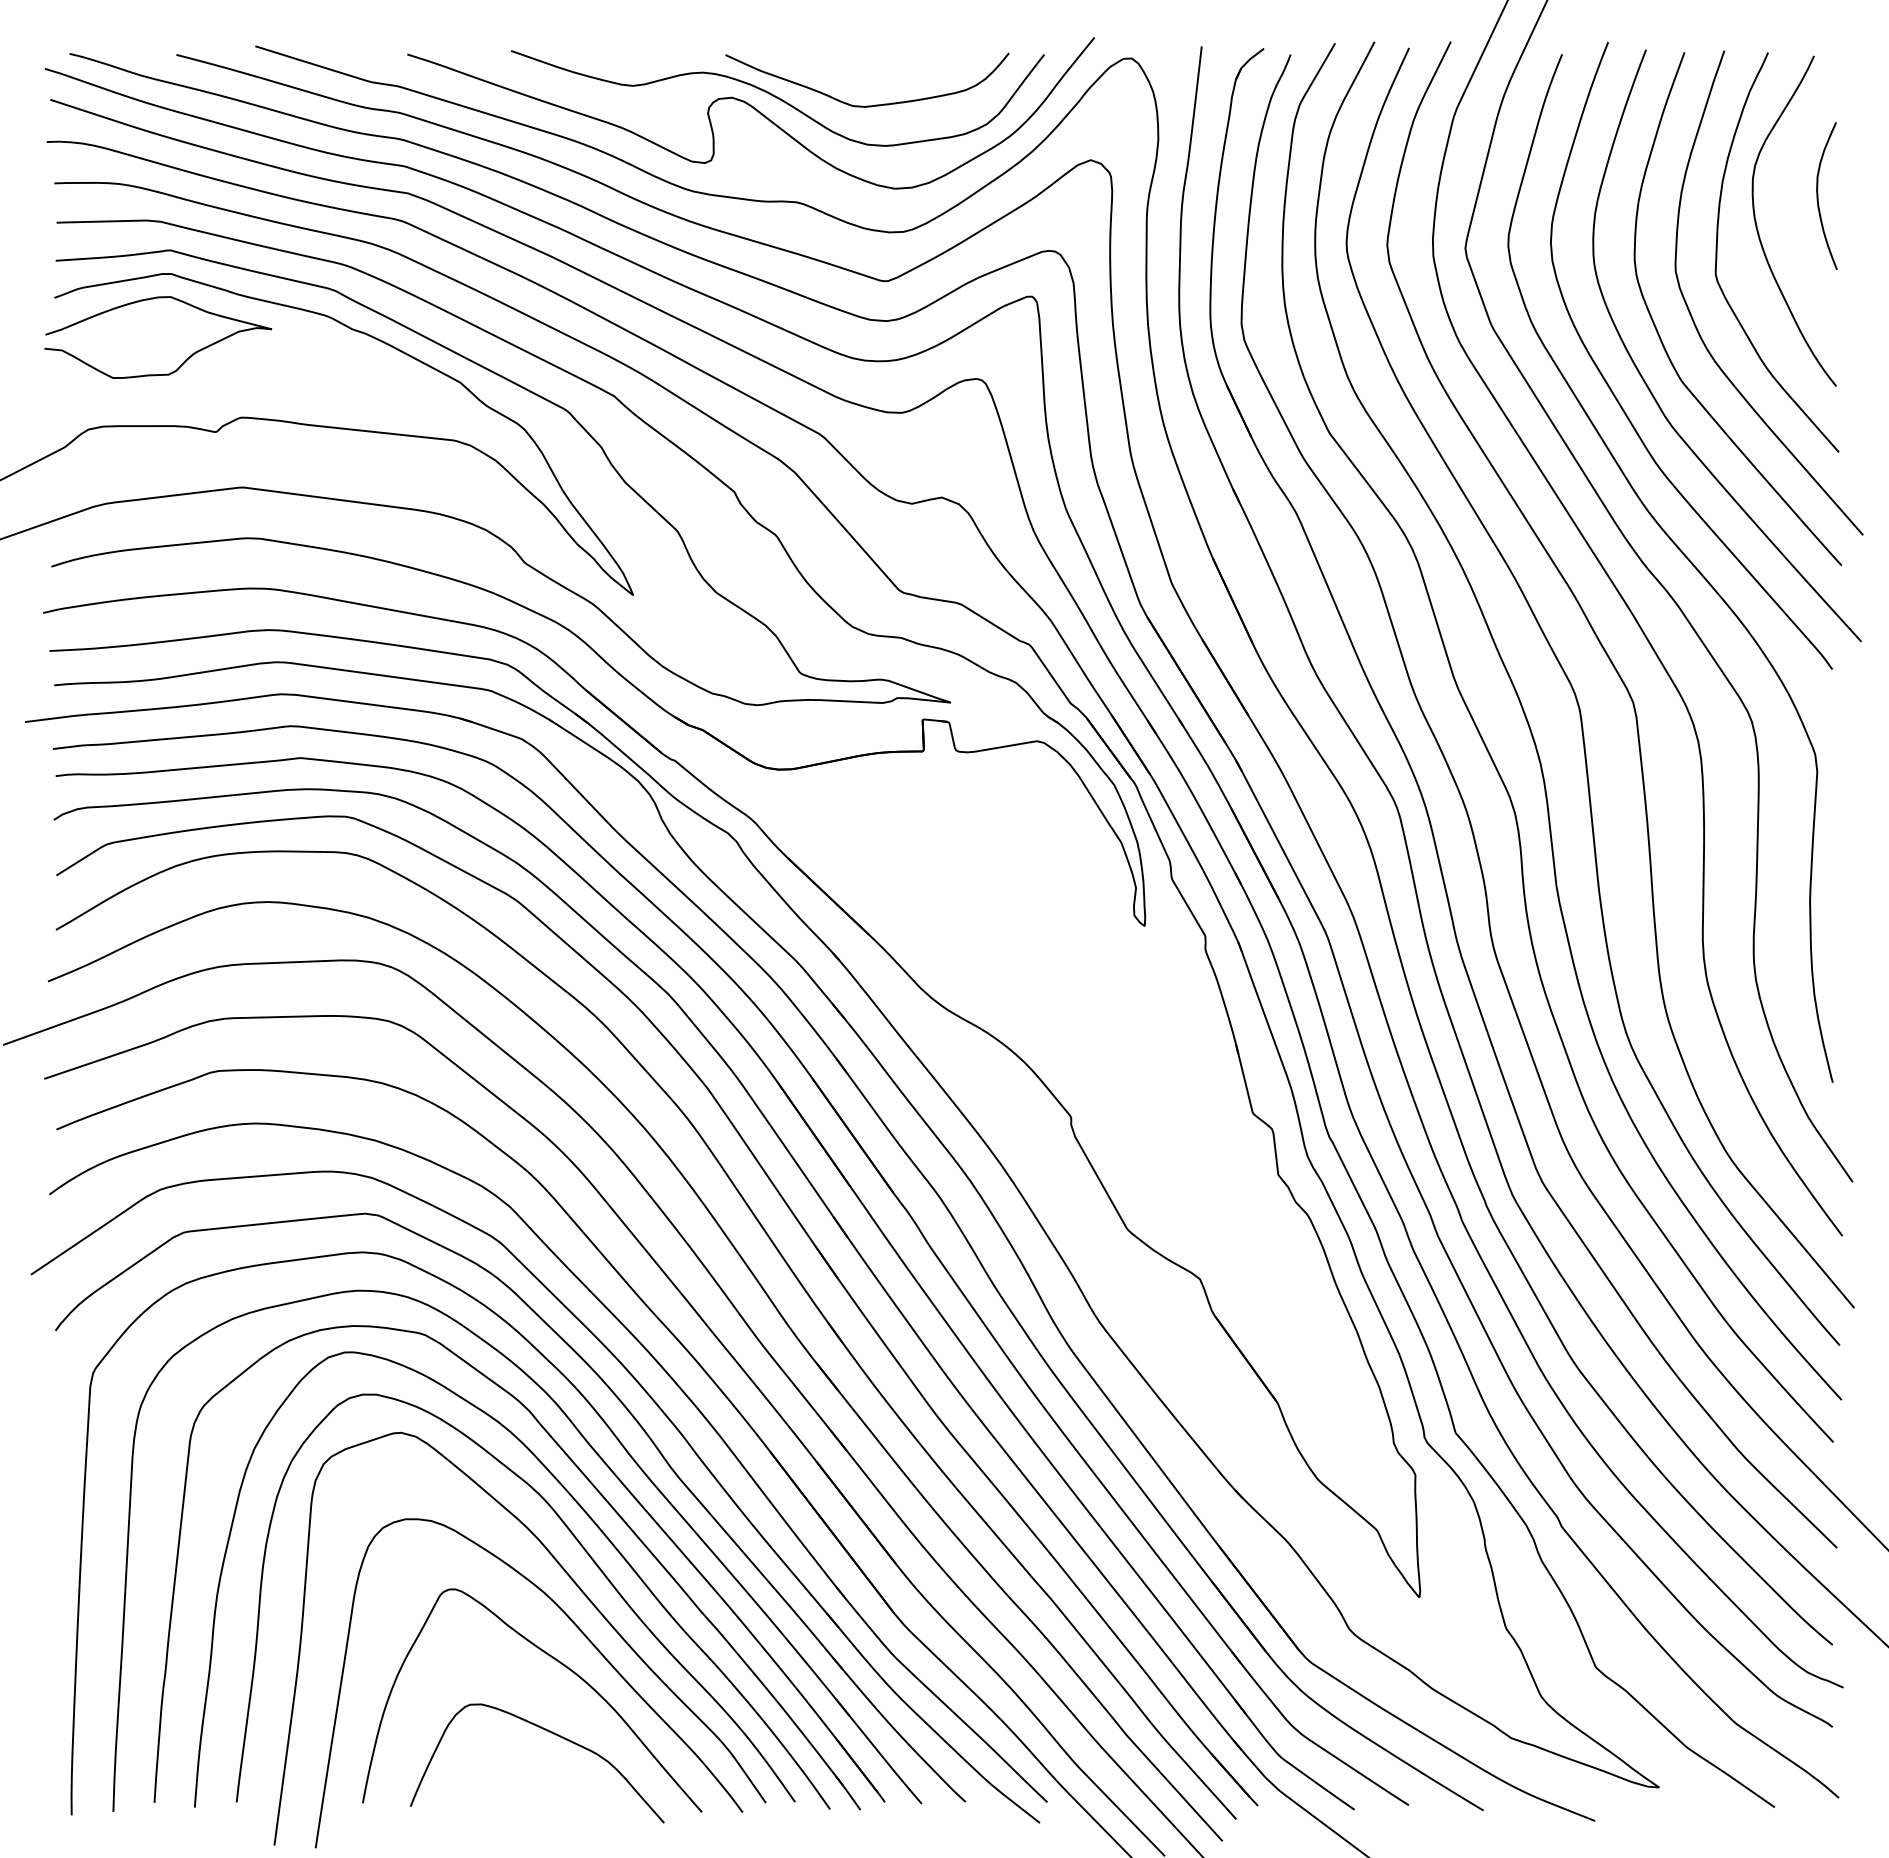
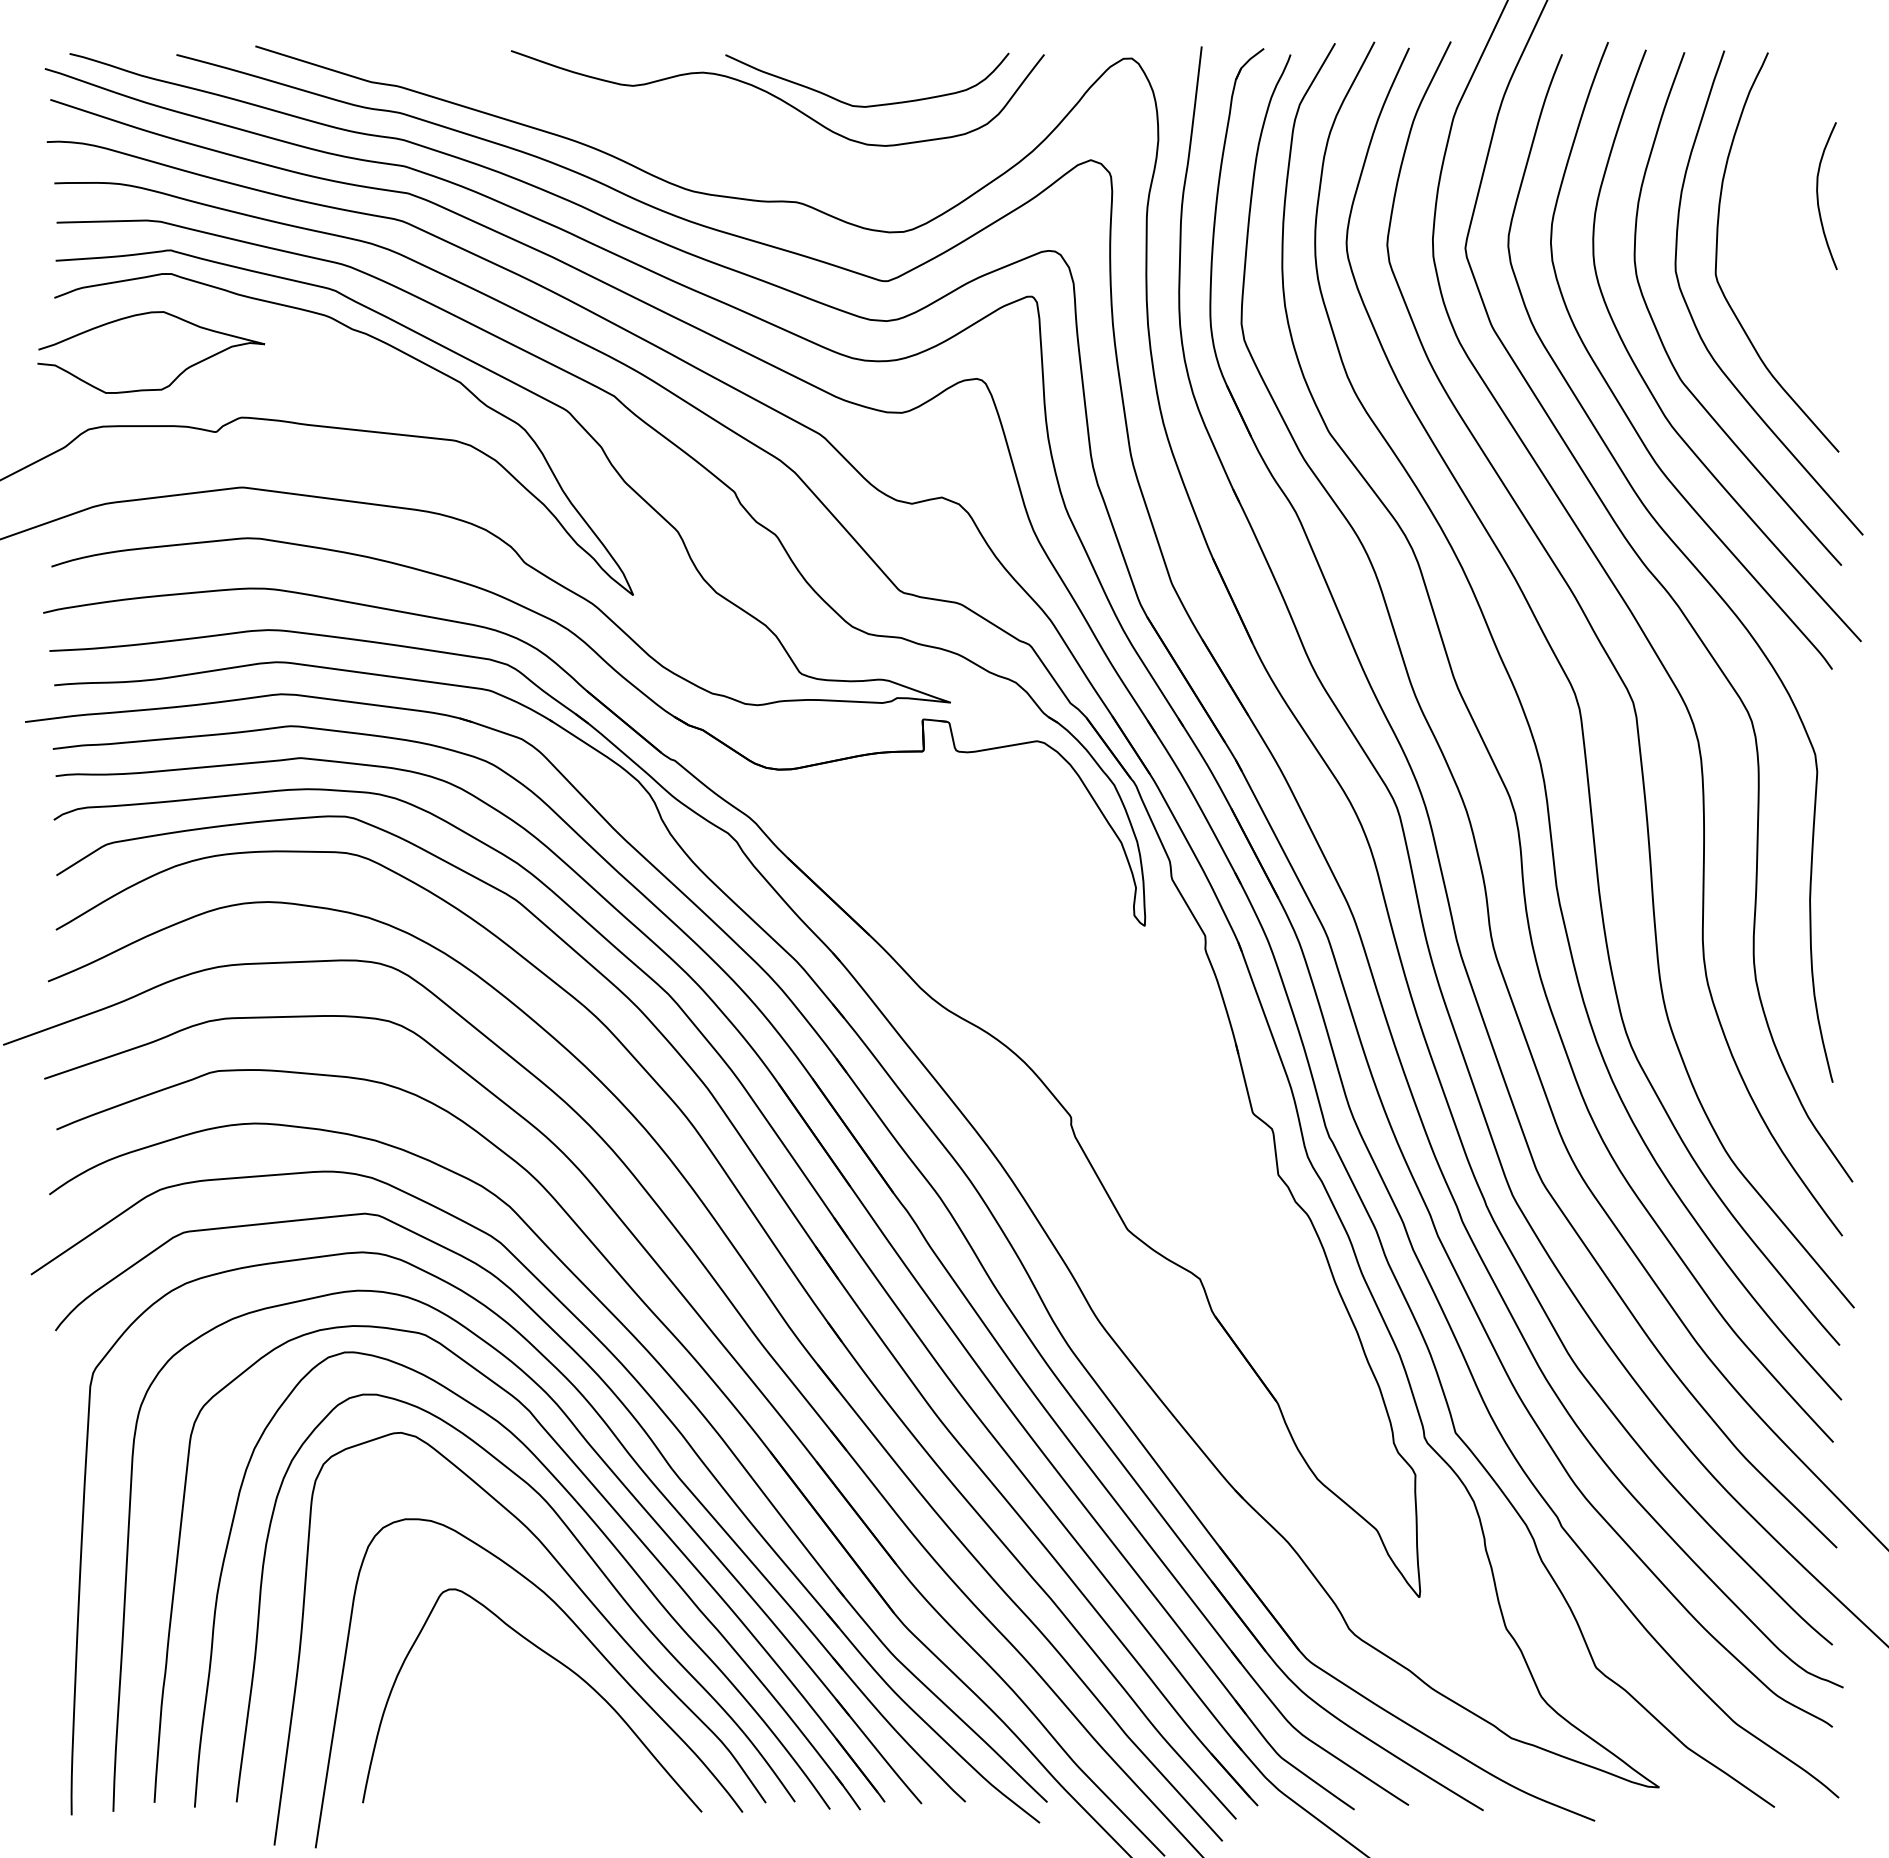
curve: present -> none (752, 108)
curve: present -> none (1758, 229)
curve position: (183, 361) -> (176, 376) (176, 376)
curve: present -> none (551, 1733)
